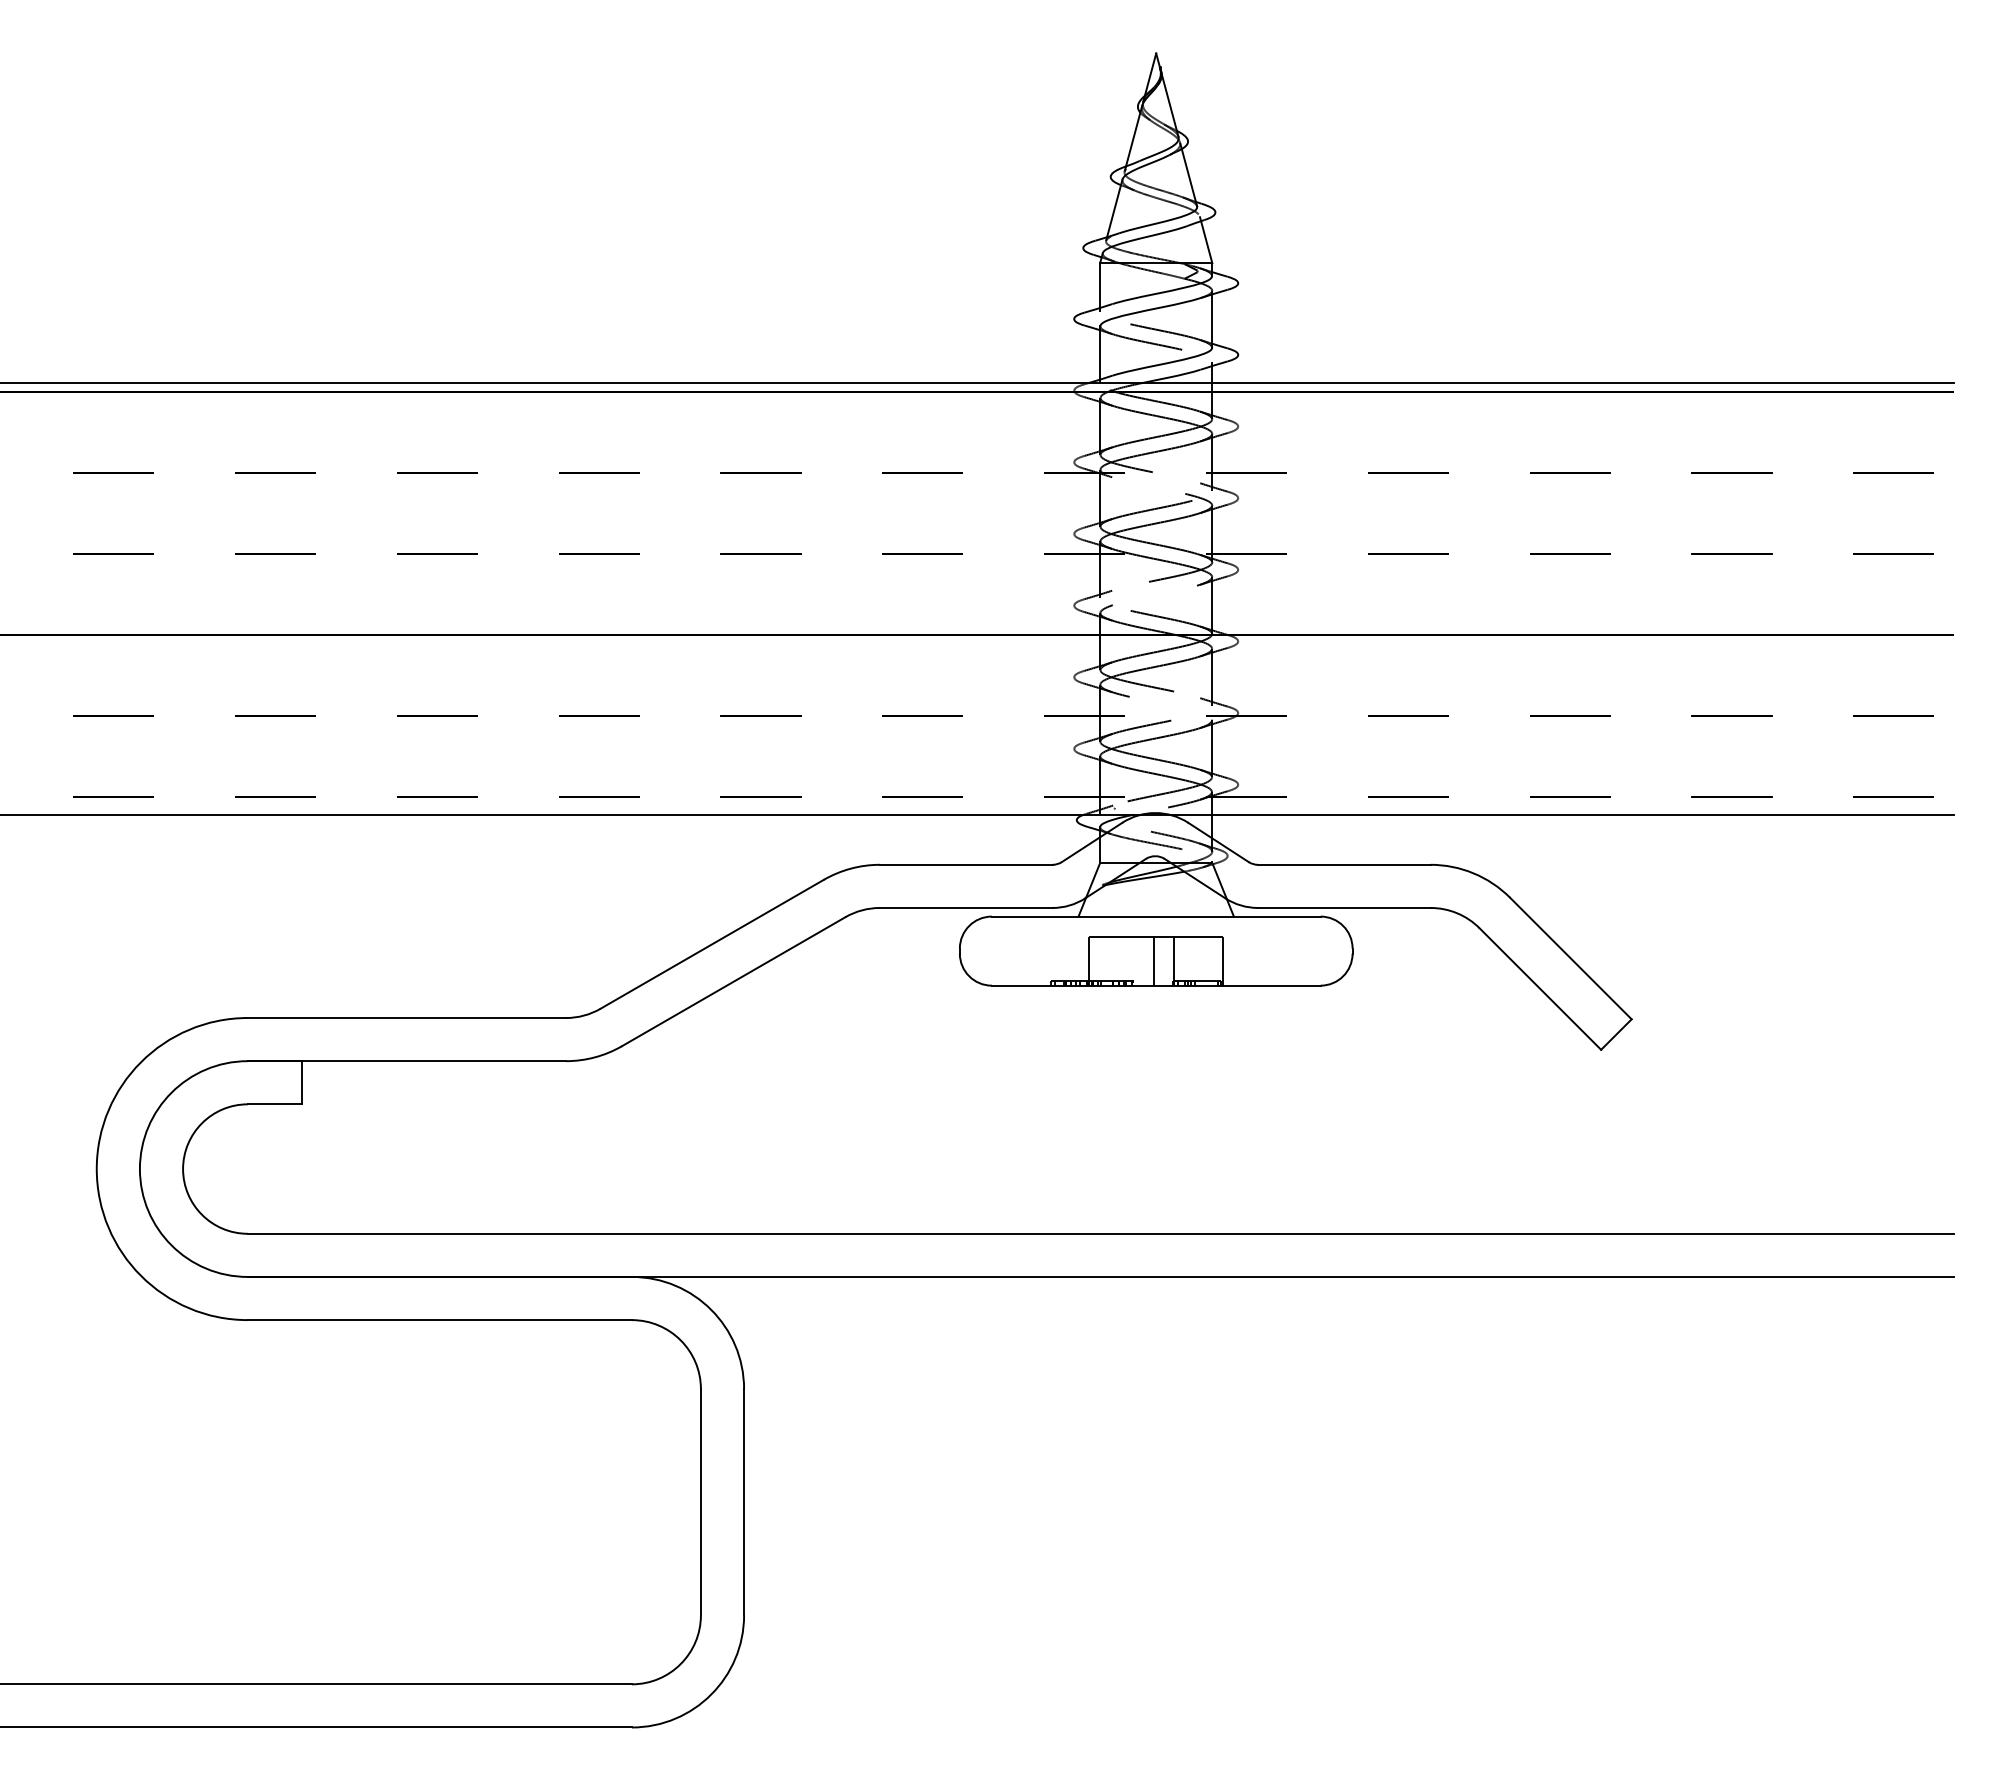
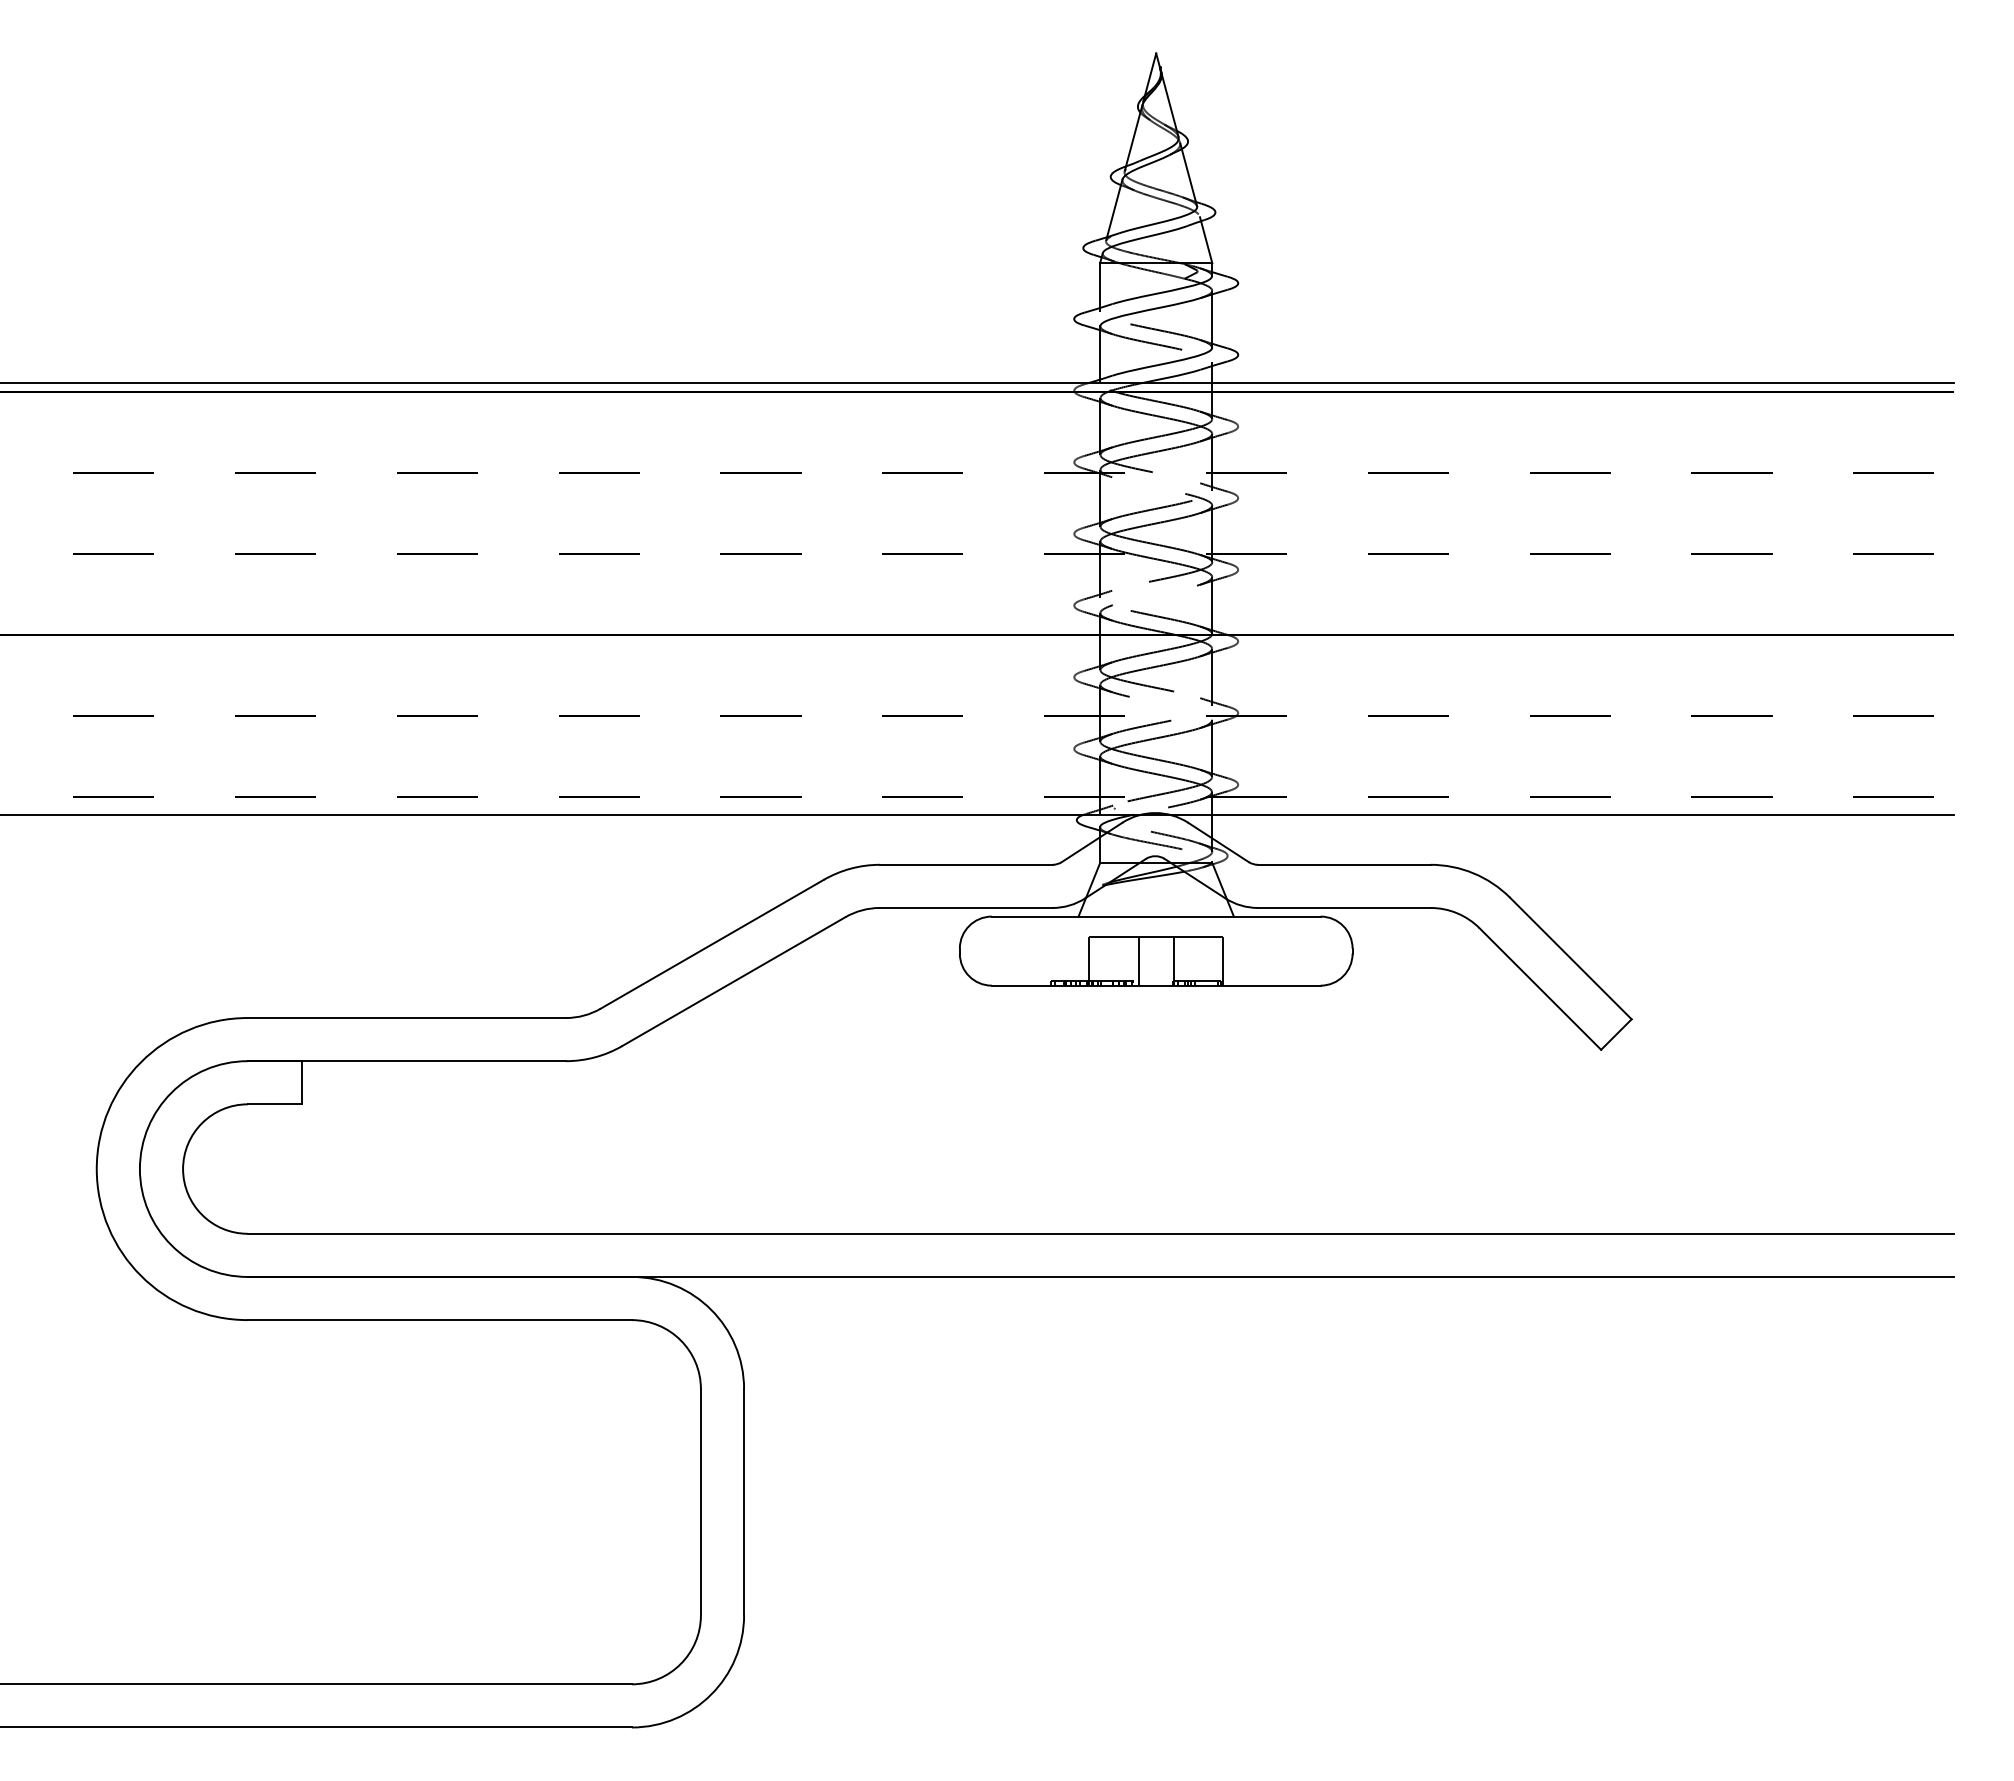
line position: (1153, 961) -> (1138, 961) (1138, 961)
